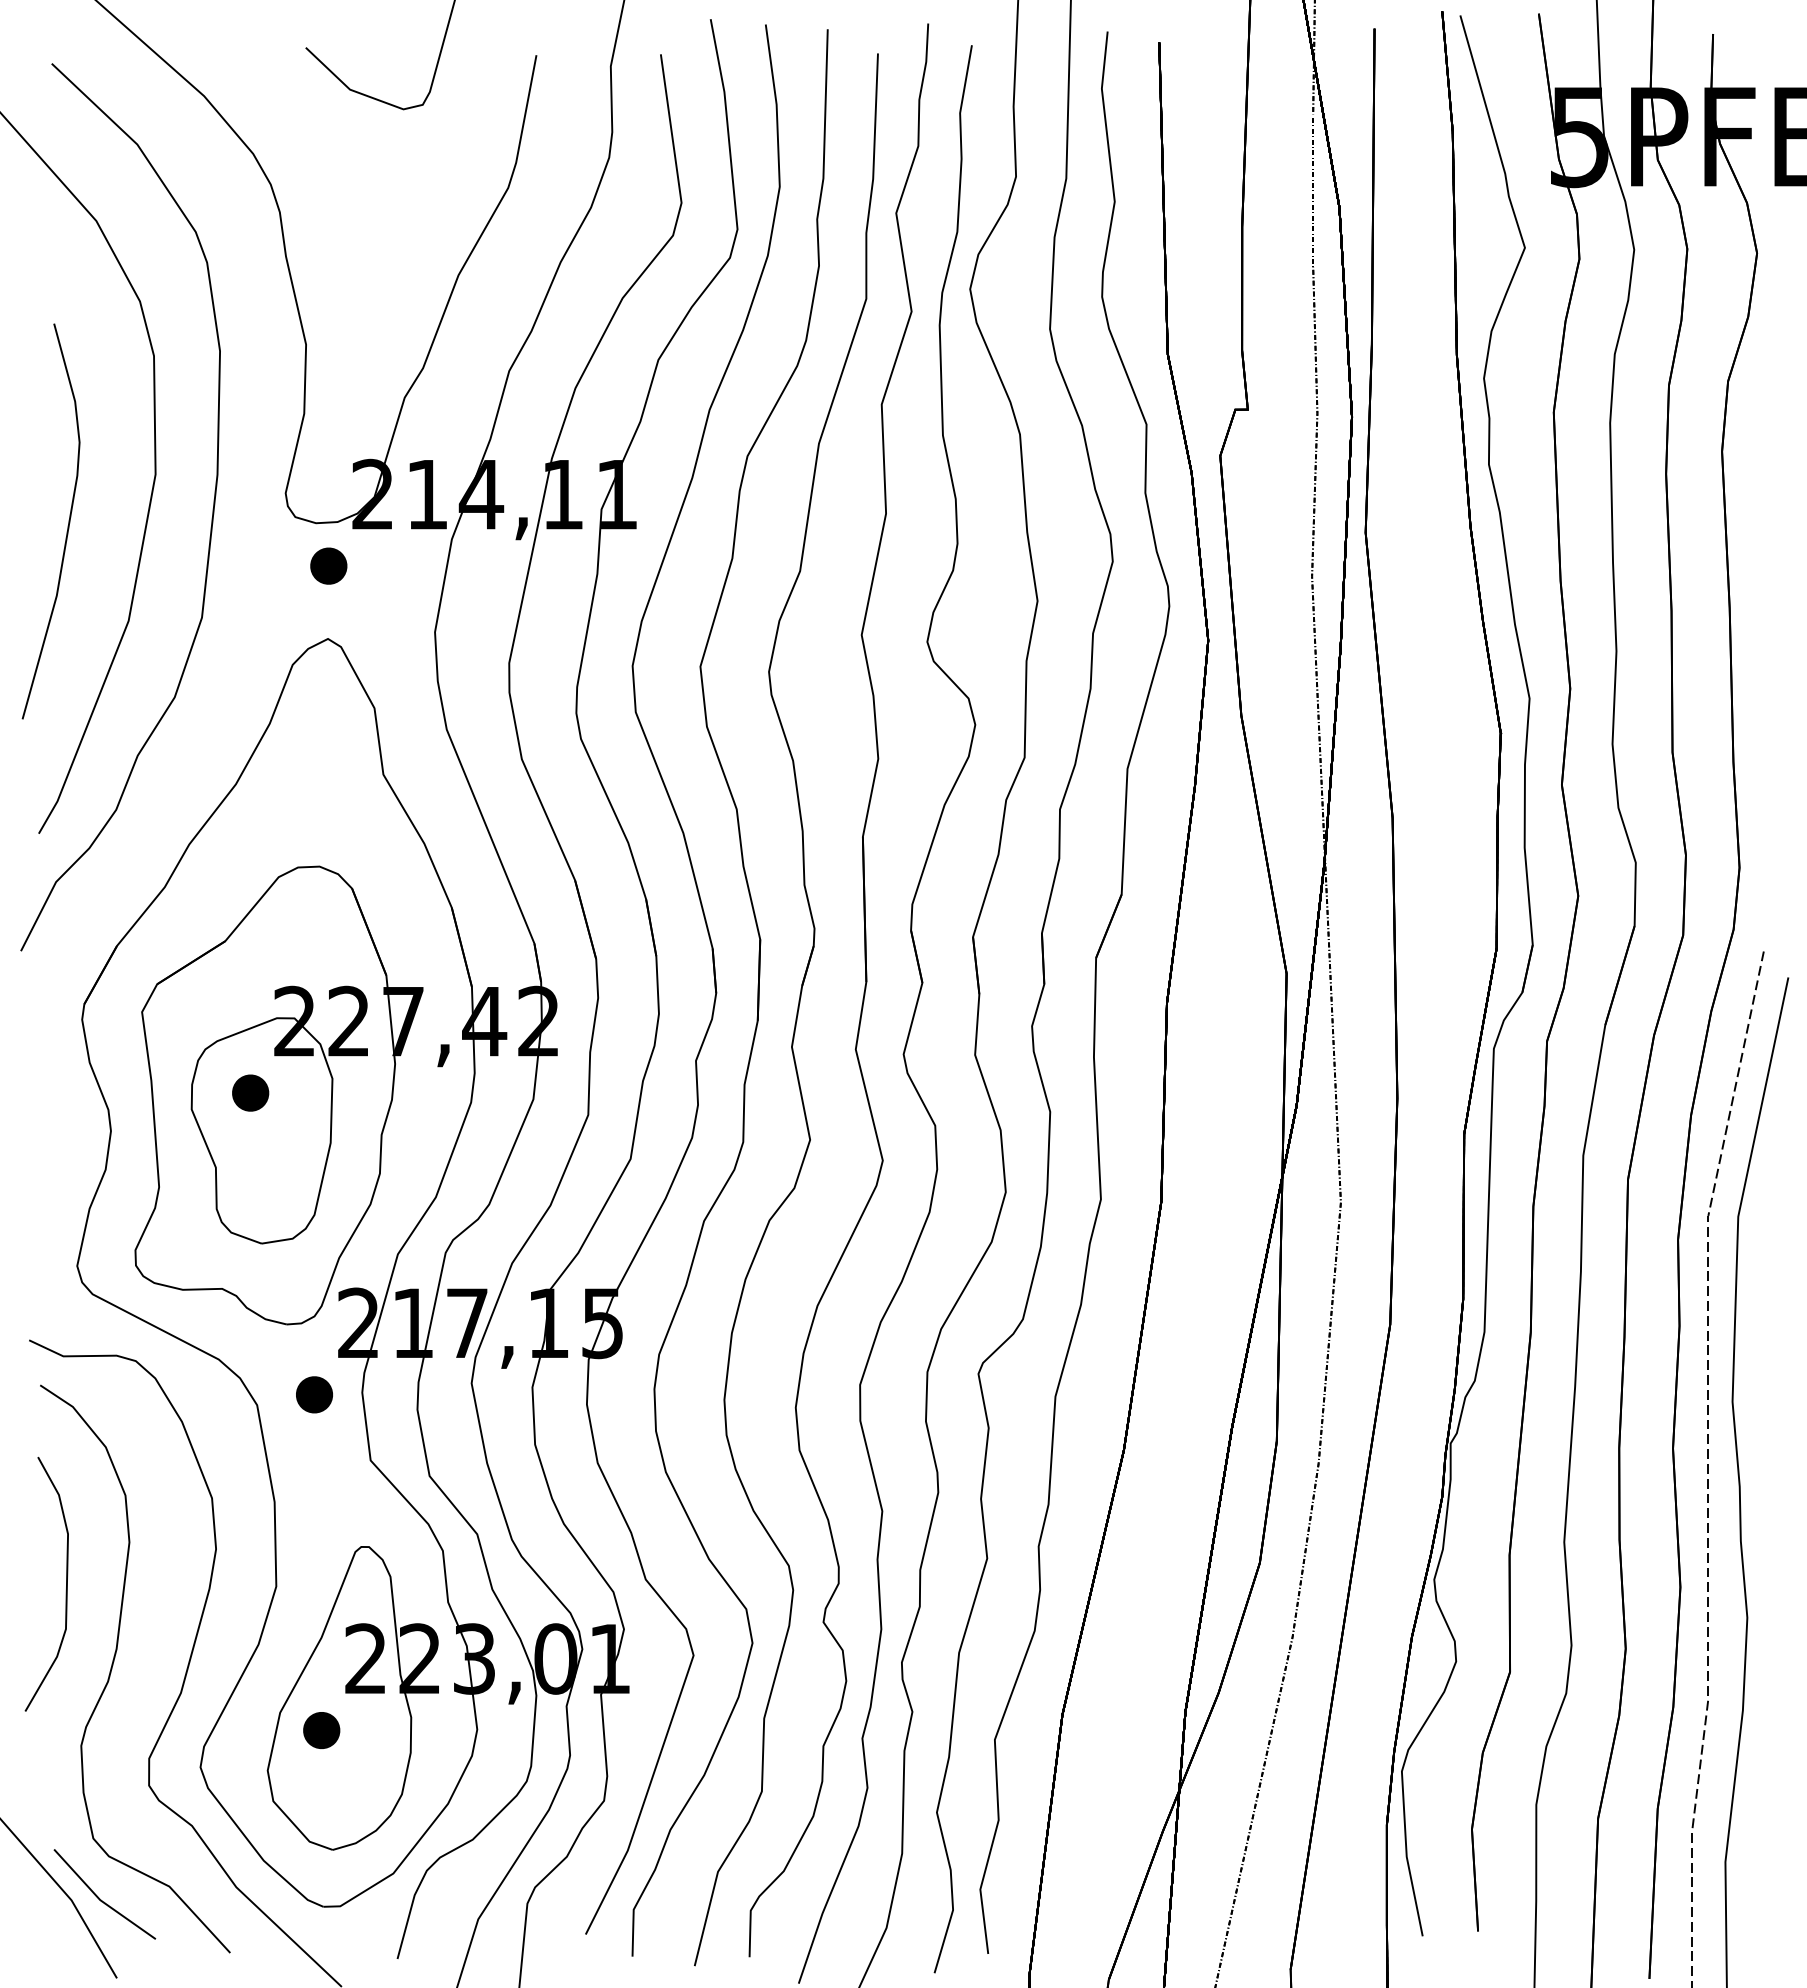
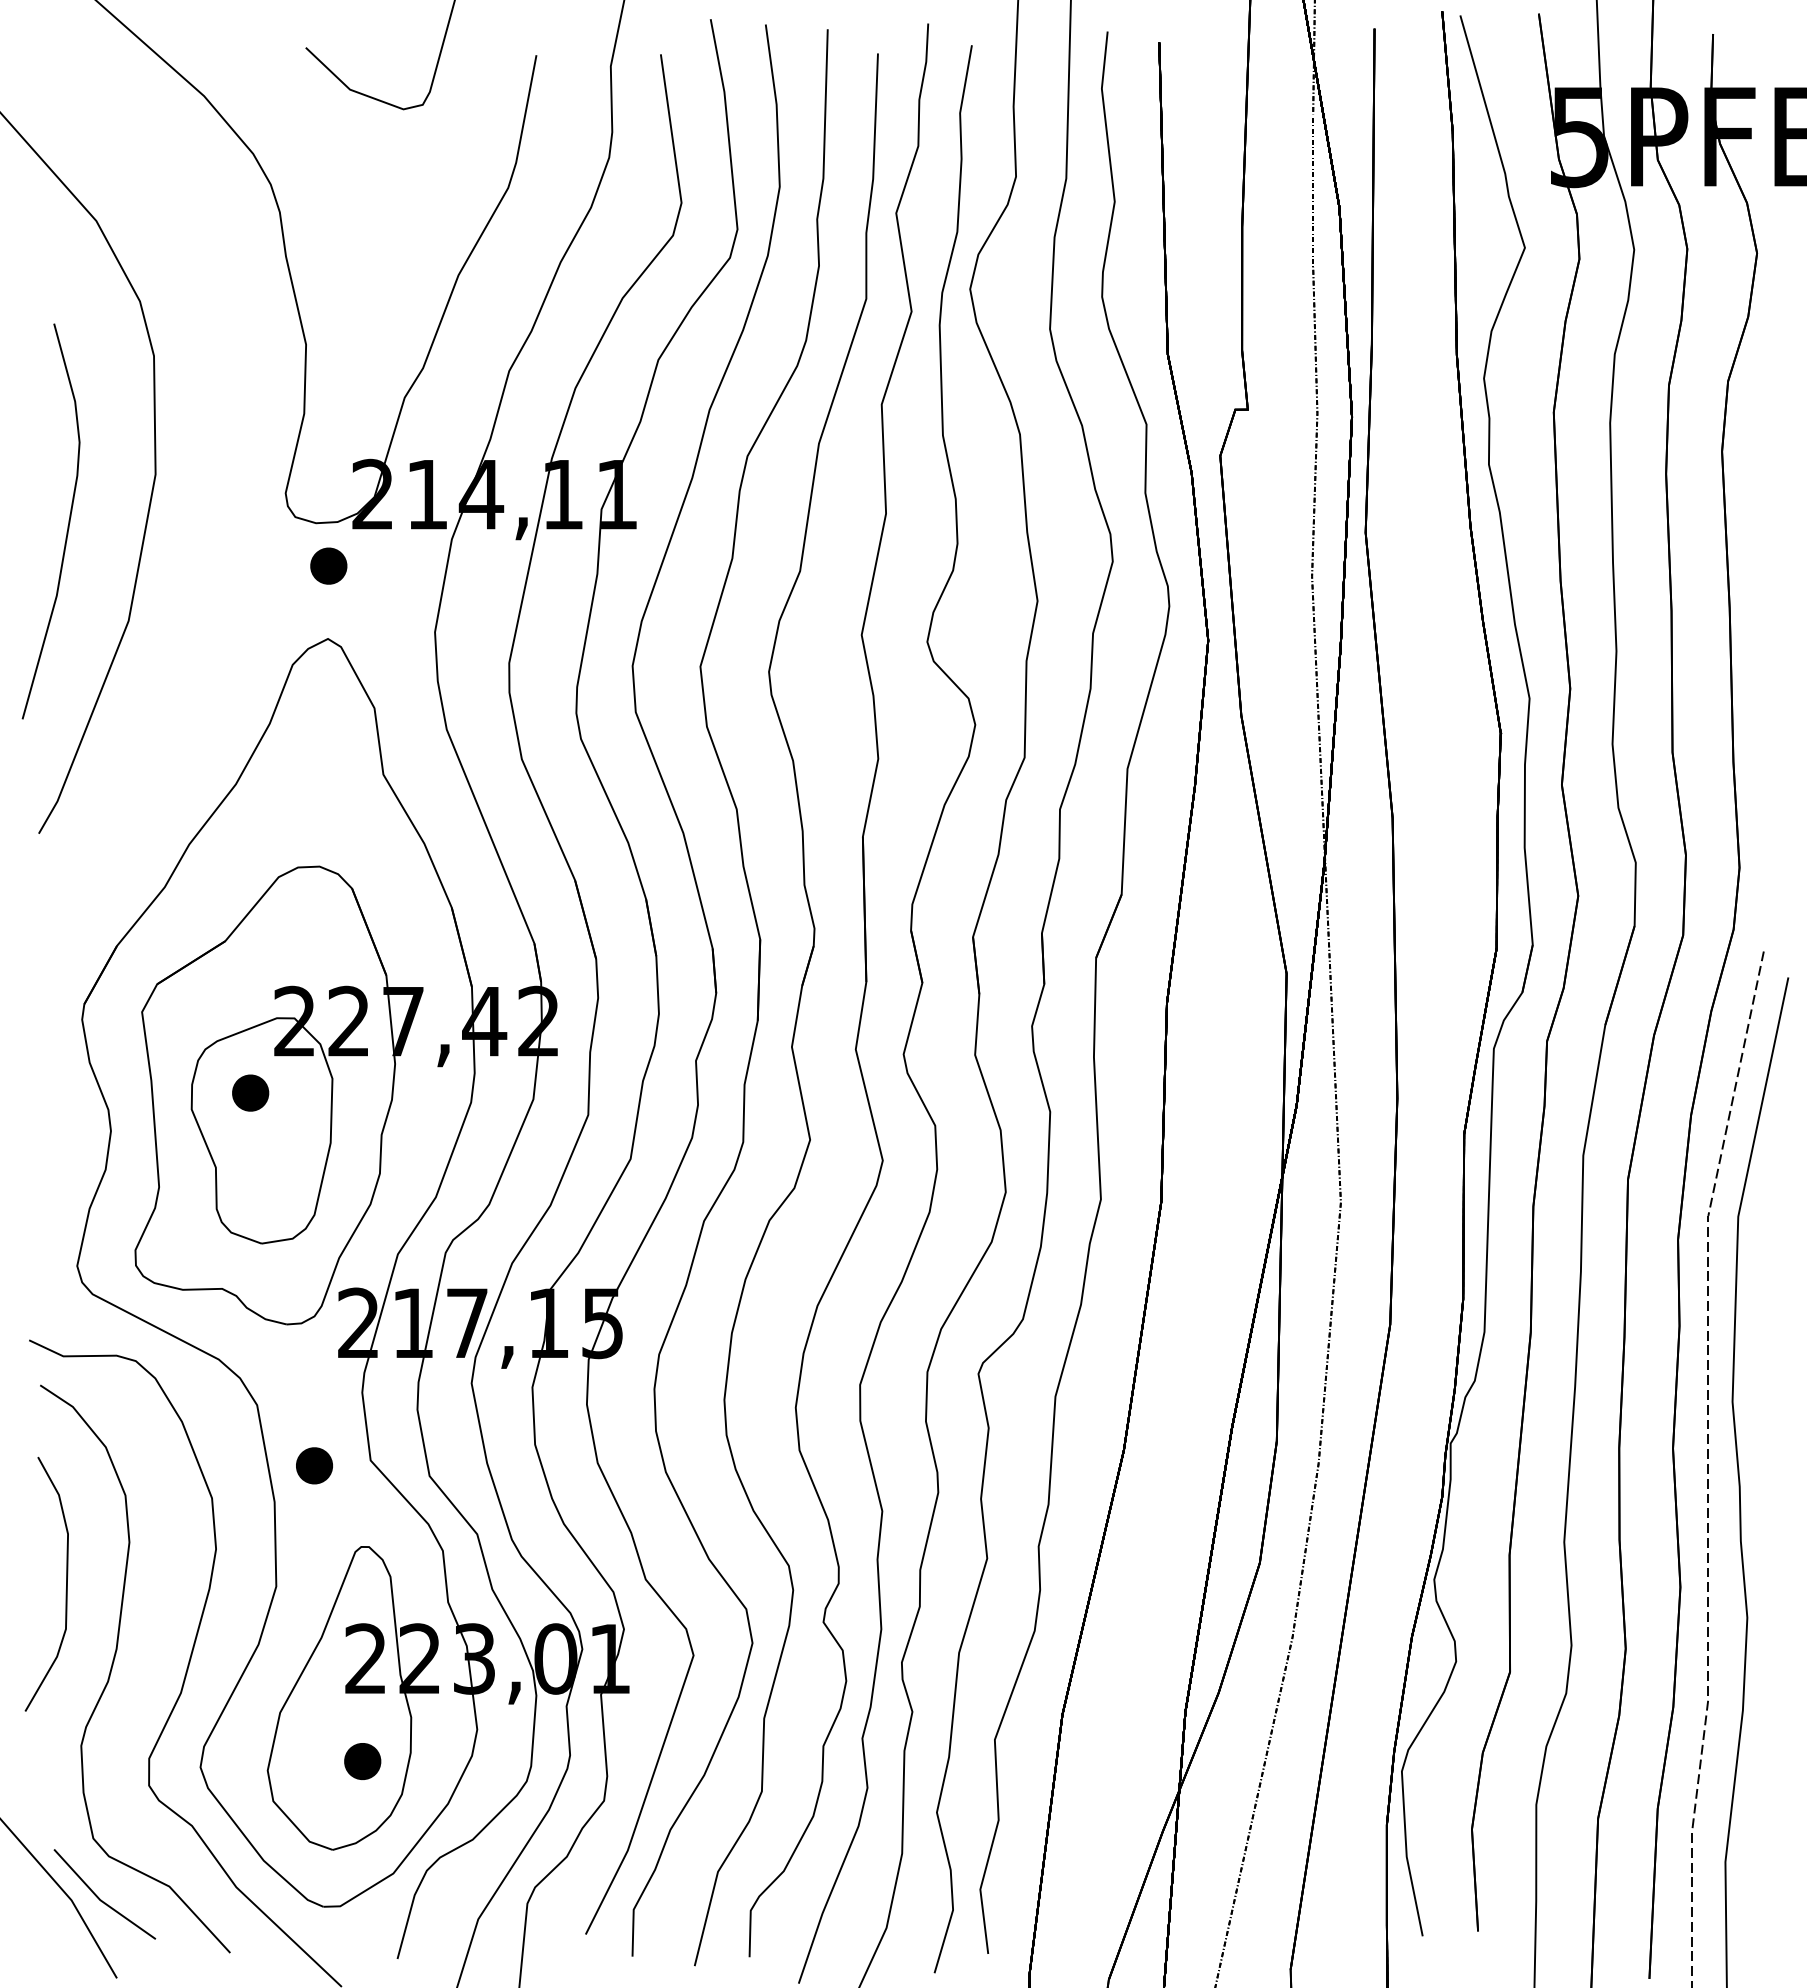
curve: present -> none (211, 518)
part position: (314, 1394) -> (314, 1465) (314, 1465)
part position: (321, 1730) -> (362, 1761) (362, 1761)
